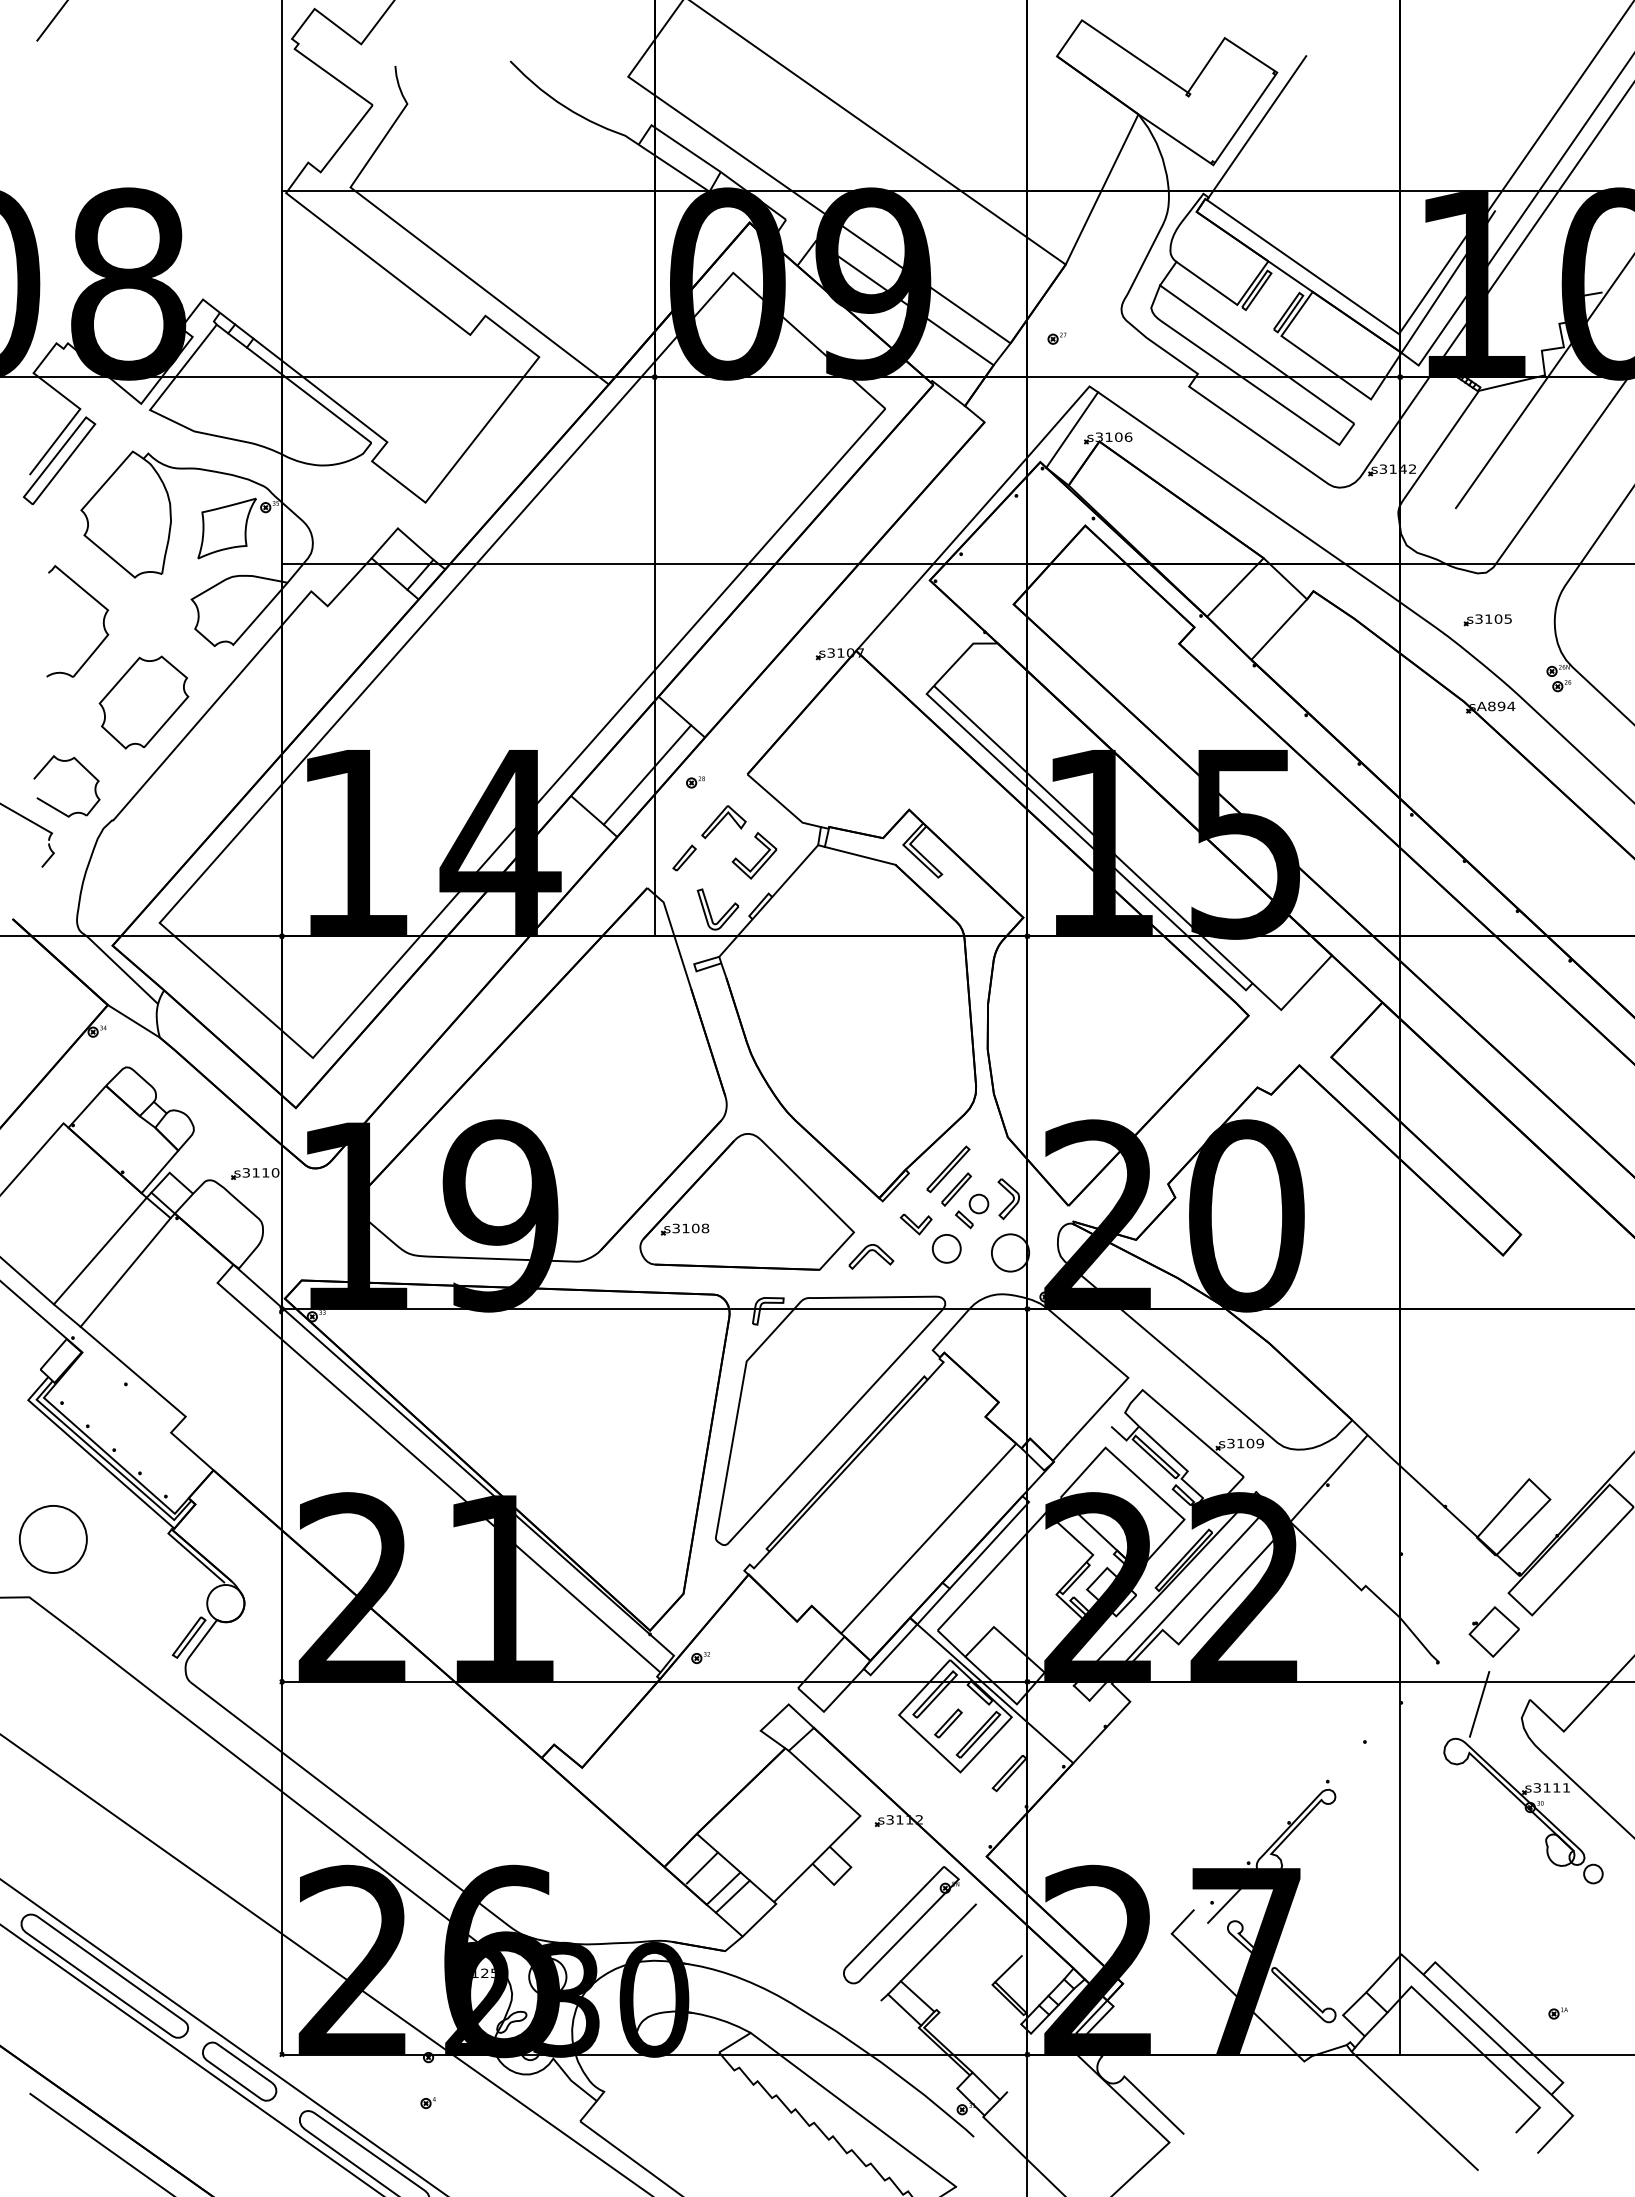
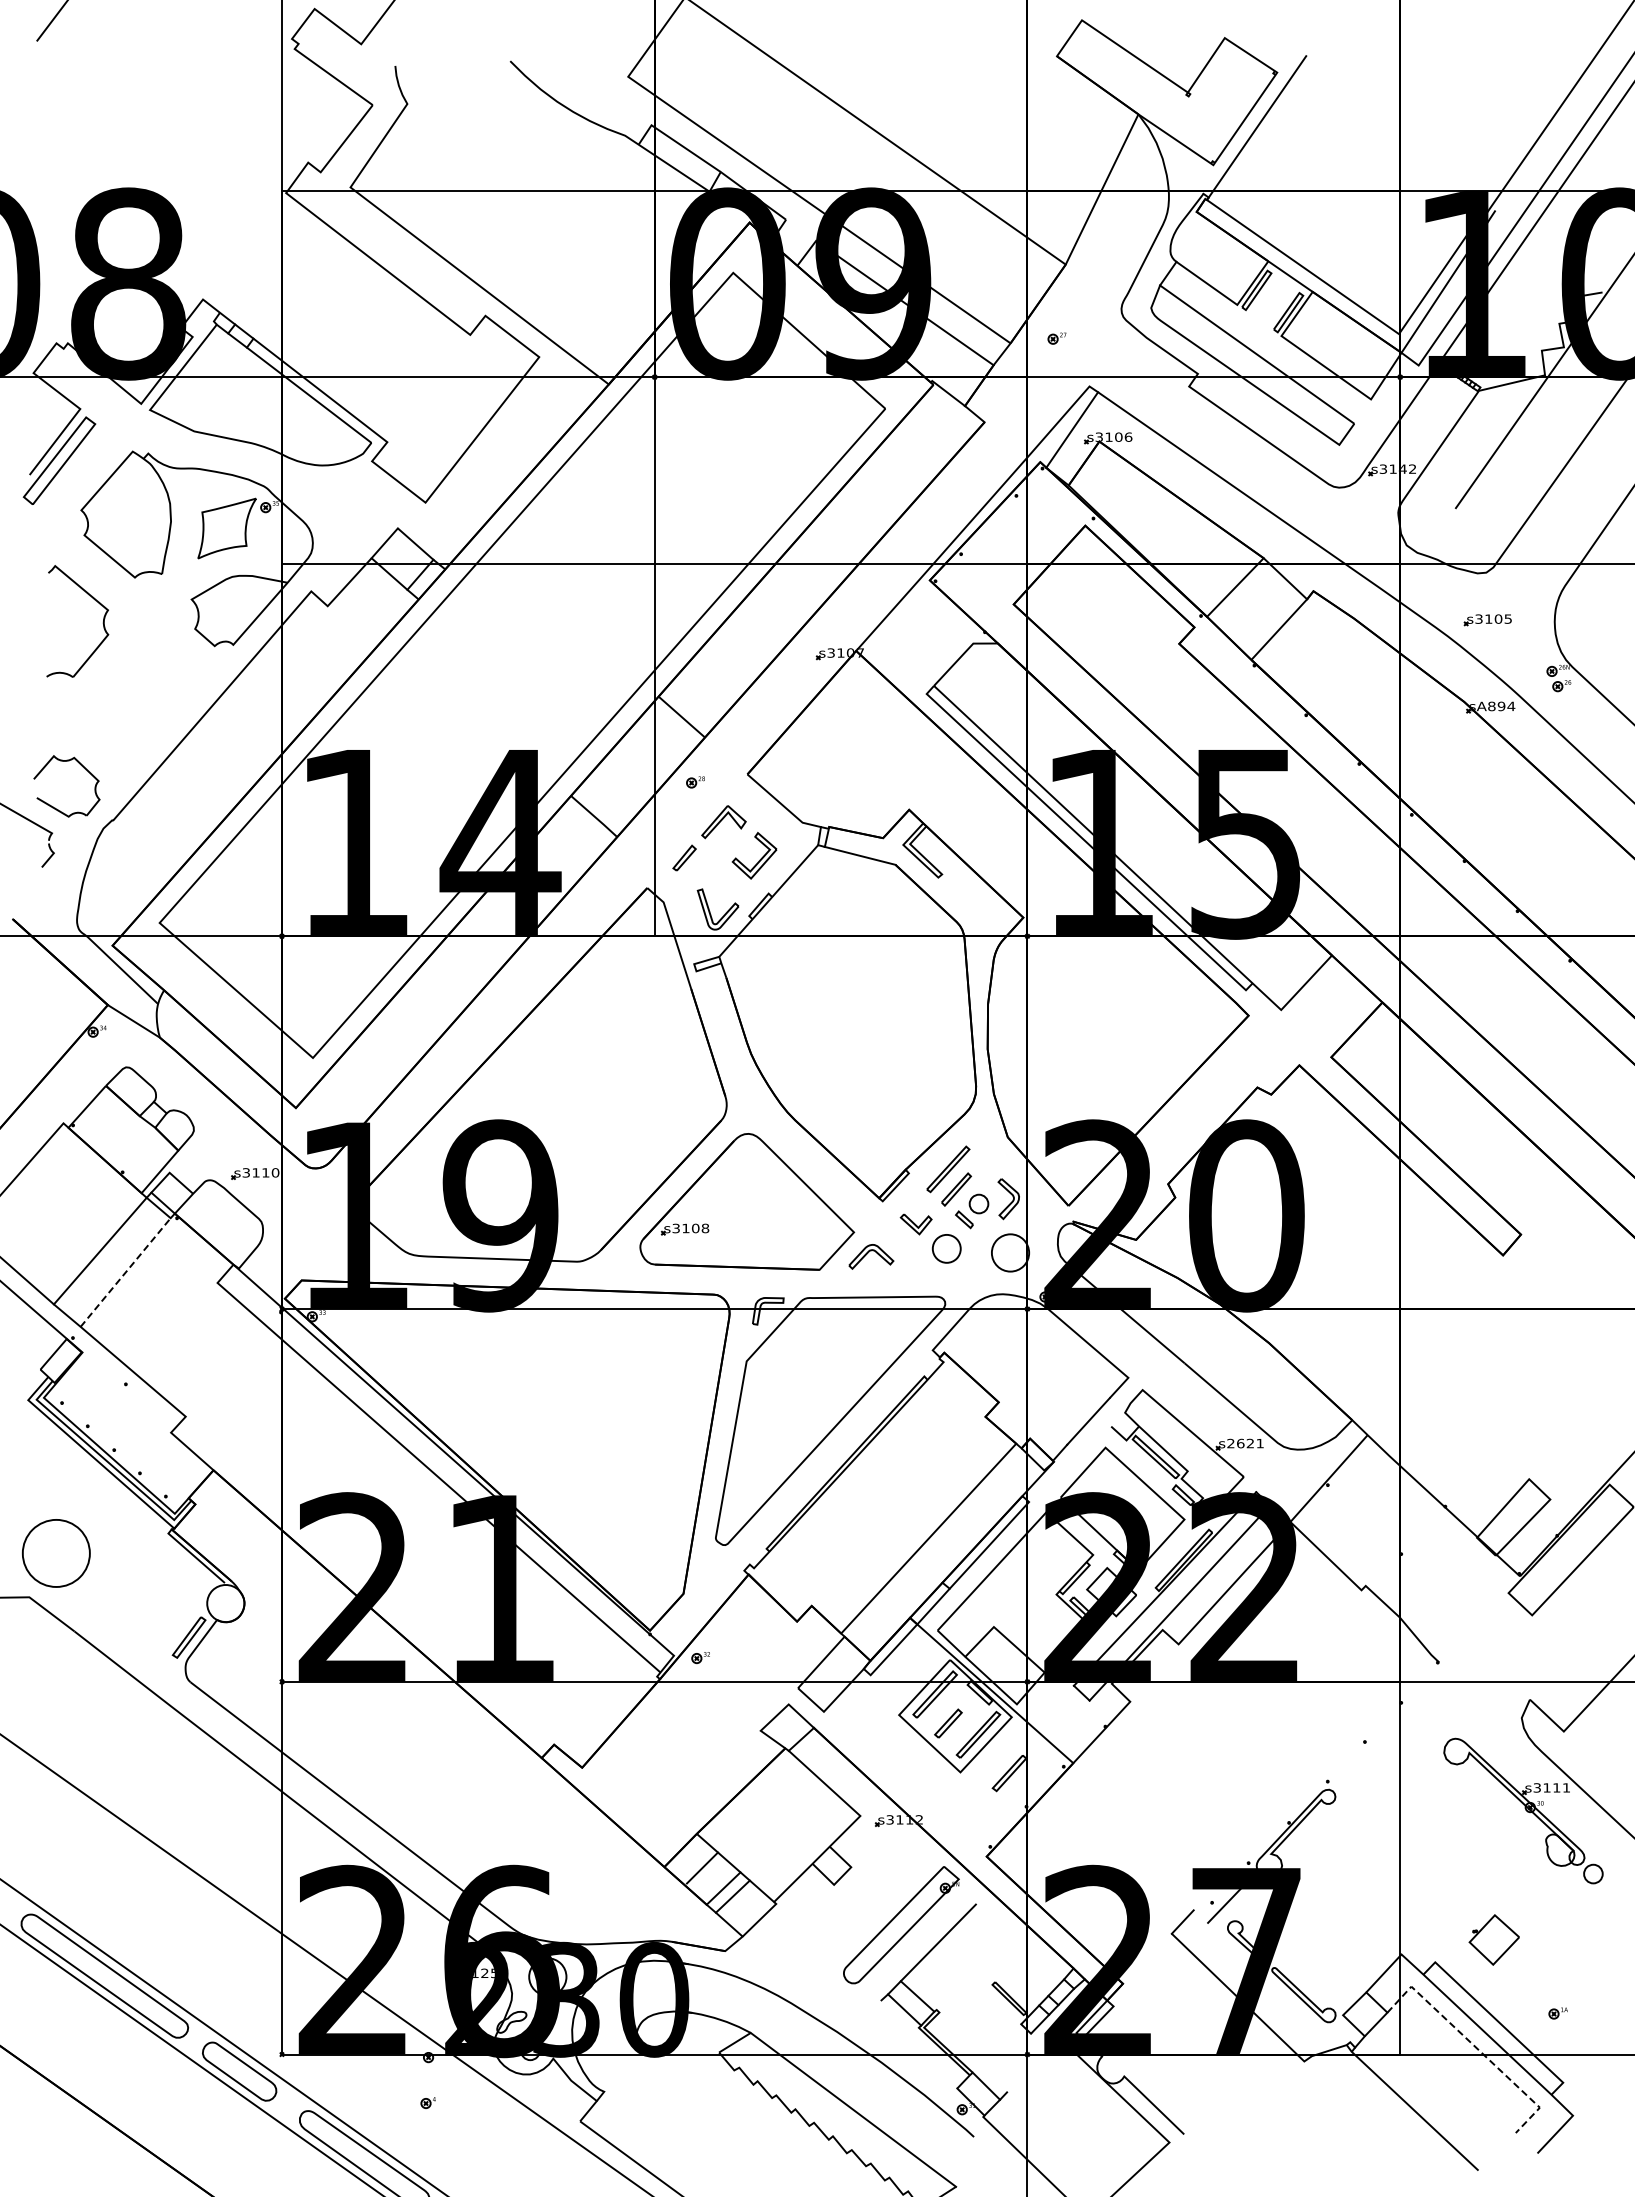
part: present -> none (143, 702)
line: present -> none (647, 774)
line: solid -> dashed (125, 1272)
text: s3109 -> s2621 (1245, 1443)
part position: (52, 1539) -> (55, 1553) (55, 1553)
part position: (1493, 1631) -> (1493, 1939) (1493, 1939)
line: present -> none (1479, 1704)
line: present -> none (1008, 1969)
line: solid -> dashed (1476, 2047)
line: present -> none (100, 2143)
